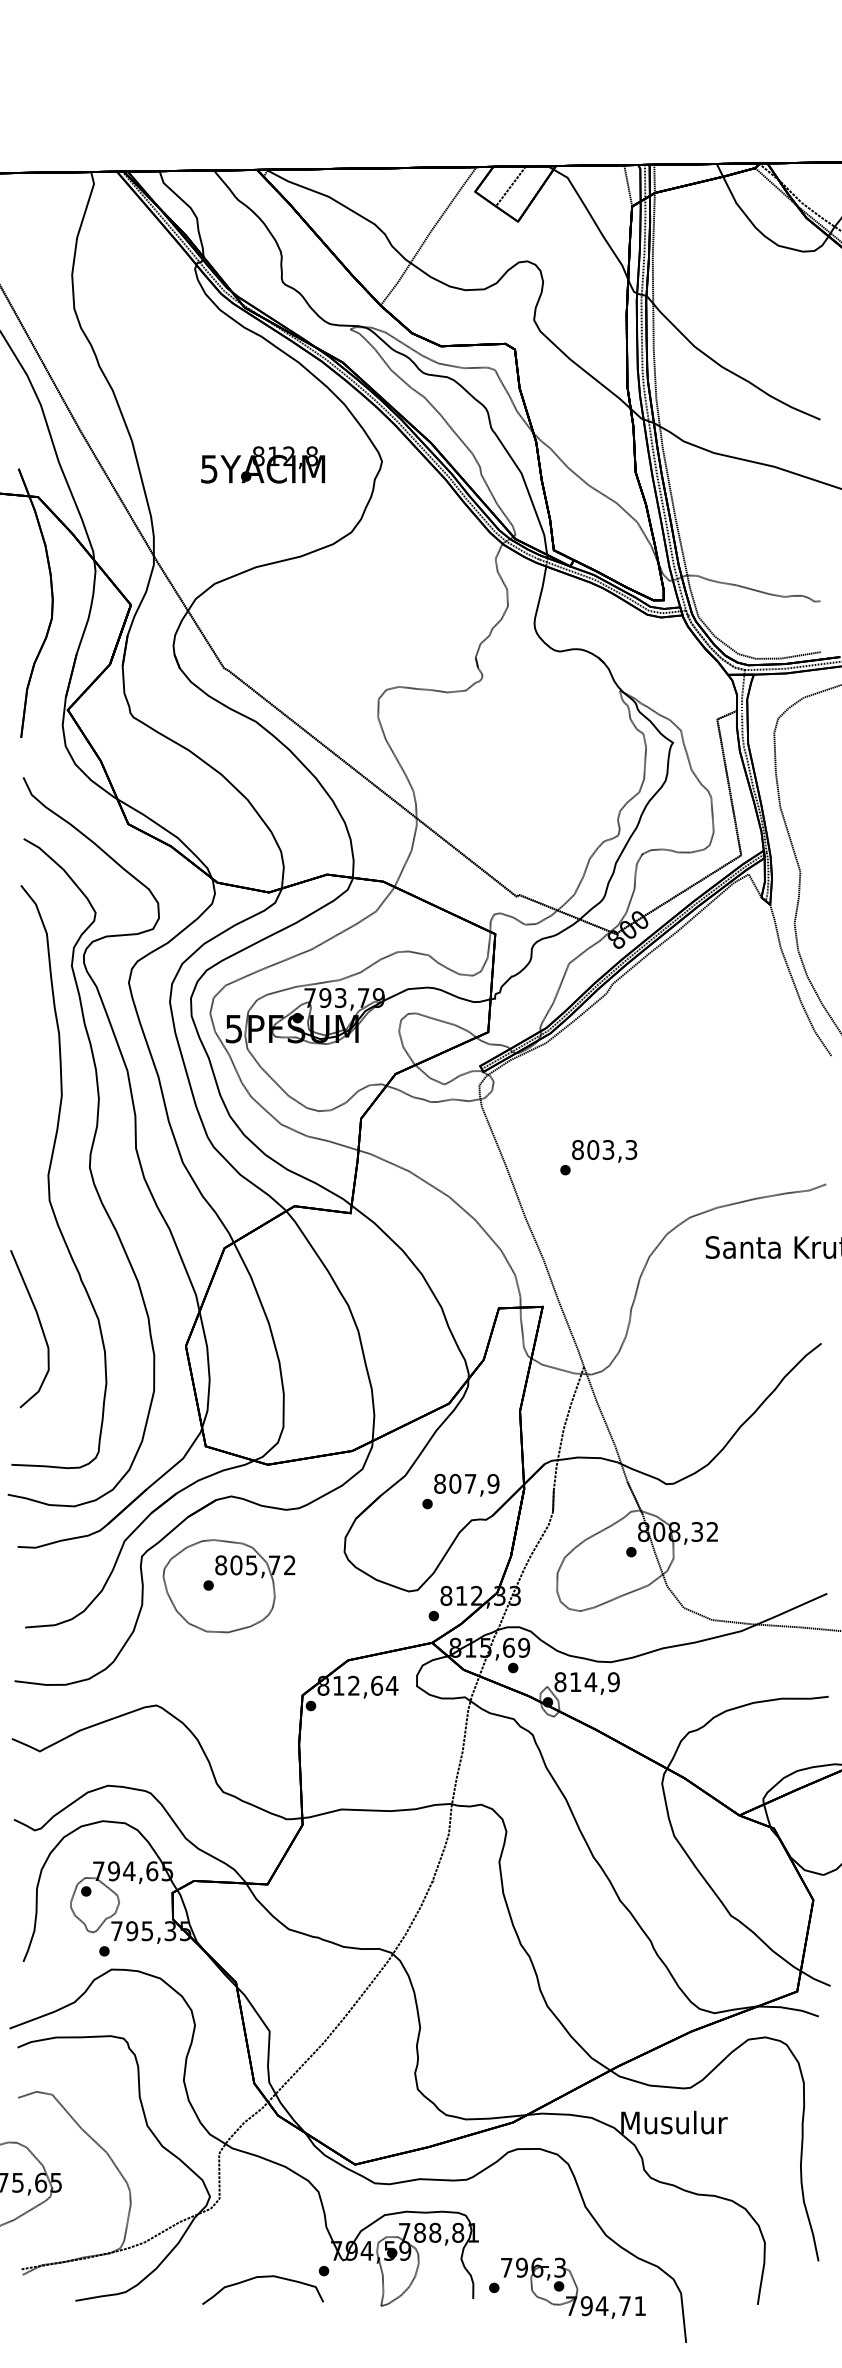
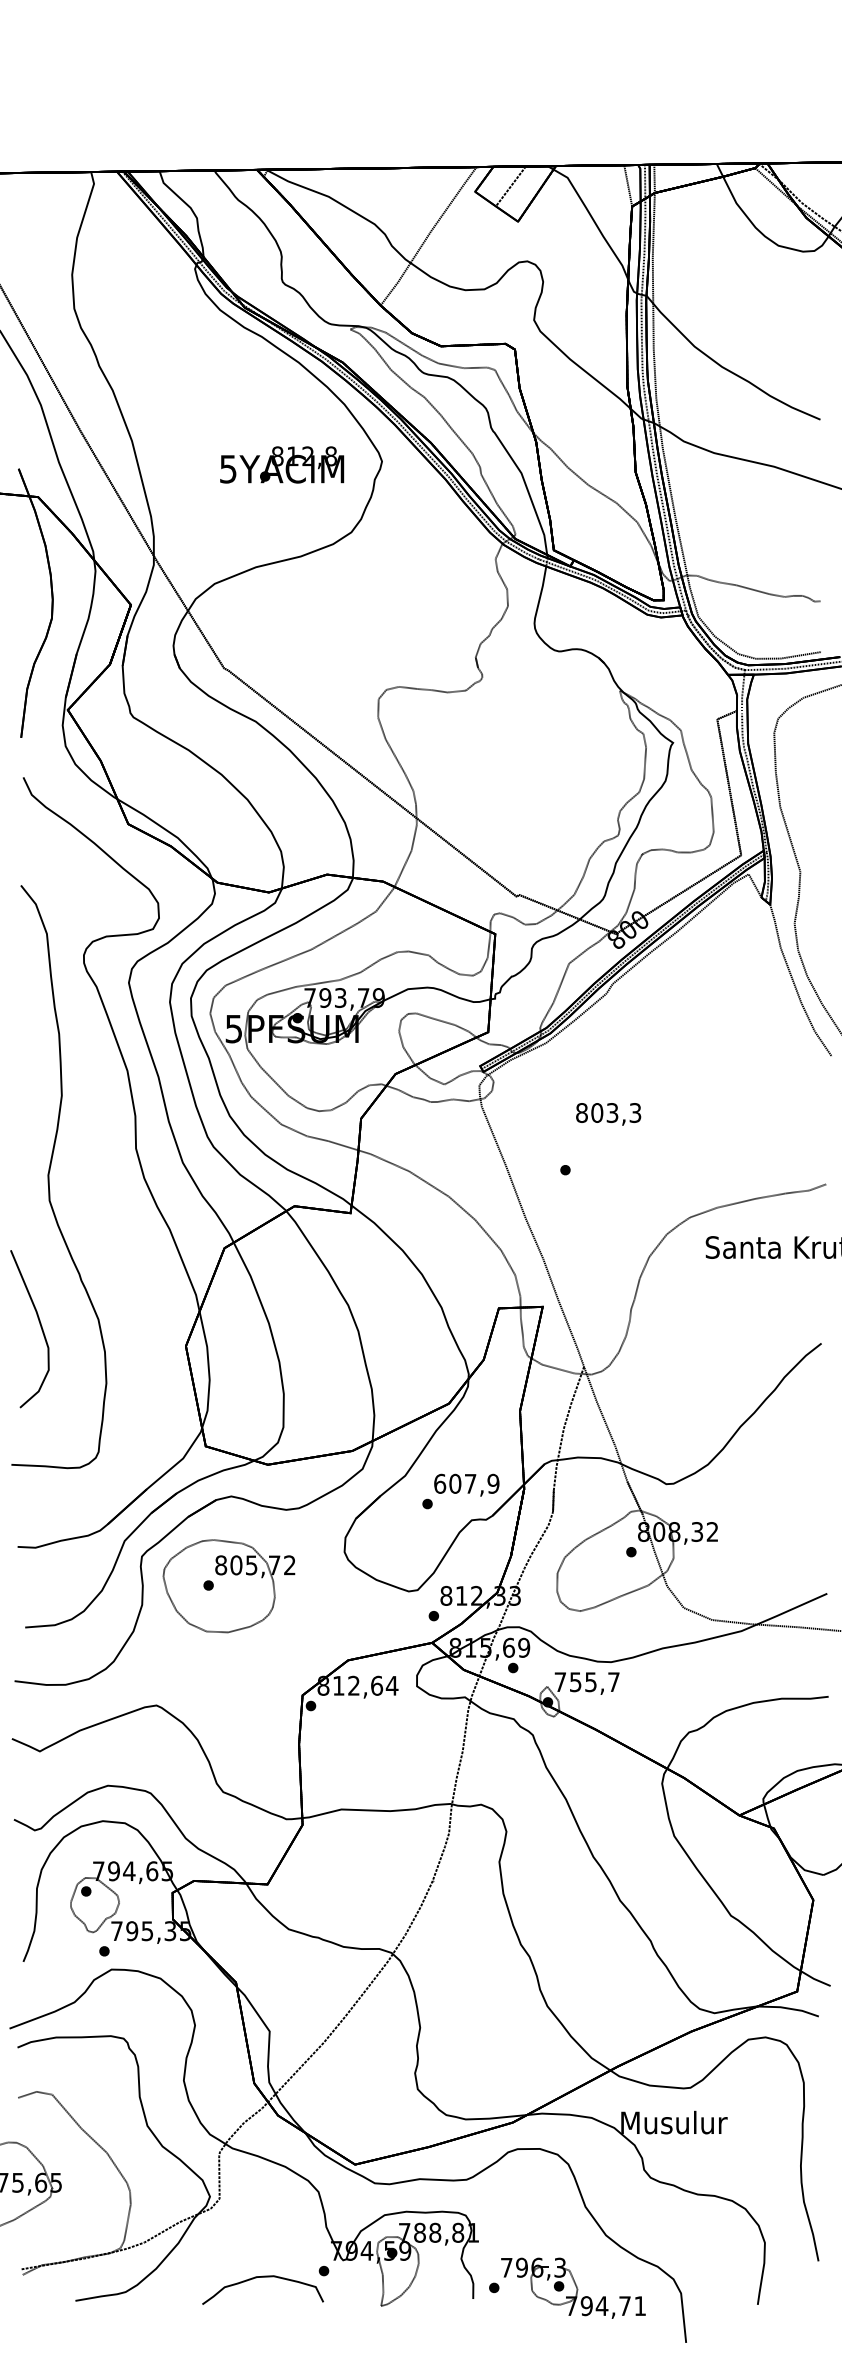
text position: (263, 464) -> (282, 464) (282, 464)
text position: (604, 1151) -> (608, 1114) (608, 1114)
curve: present -> none (89, 1171)
text: 807,9 -> 607,9 (440, 1483)
text: 814,9 -> 755,7 (586, 1682)
